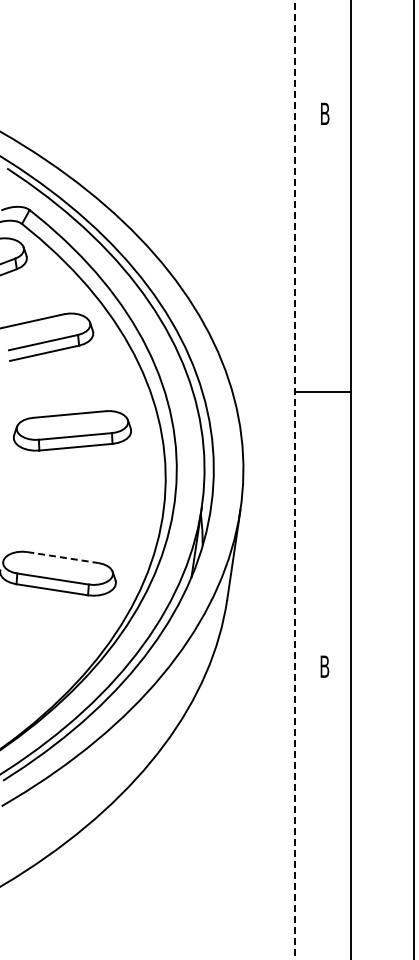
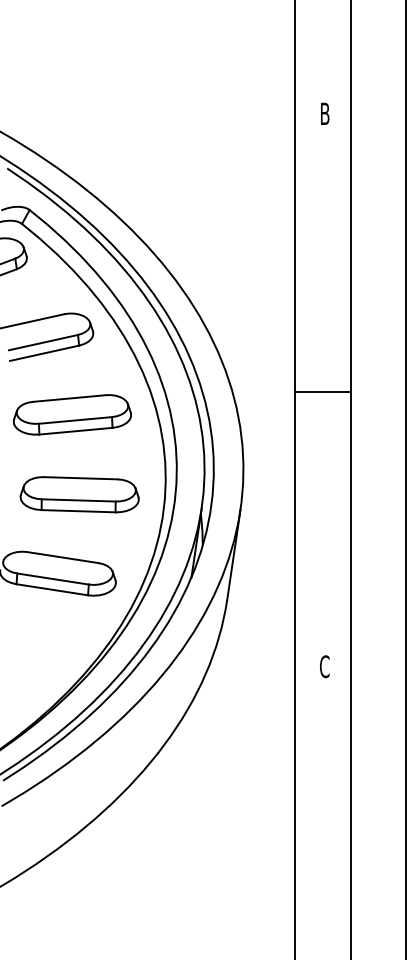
part position: (72, 430) -> (72, 414) (72, 414)
line: dashed -> solid (295, 479)
line position: (414, 479) -> (406, 479) (406, 479)
part: none -> present (79, 494)
line: dashed -> solid (63, 557)
text: B -> C (324, 666)
